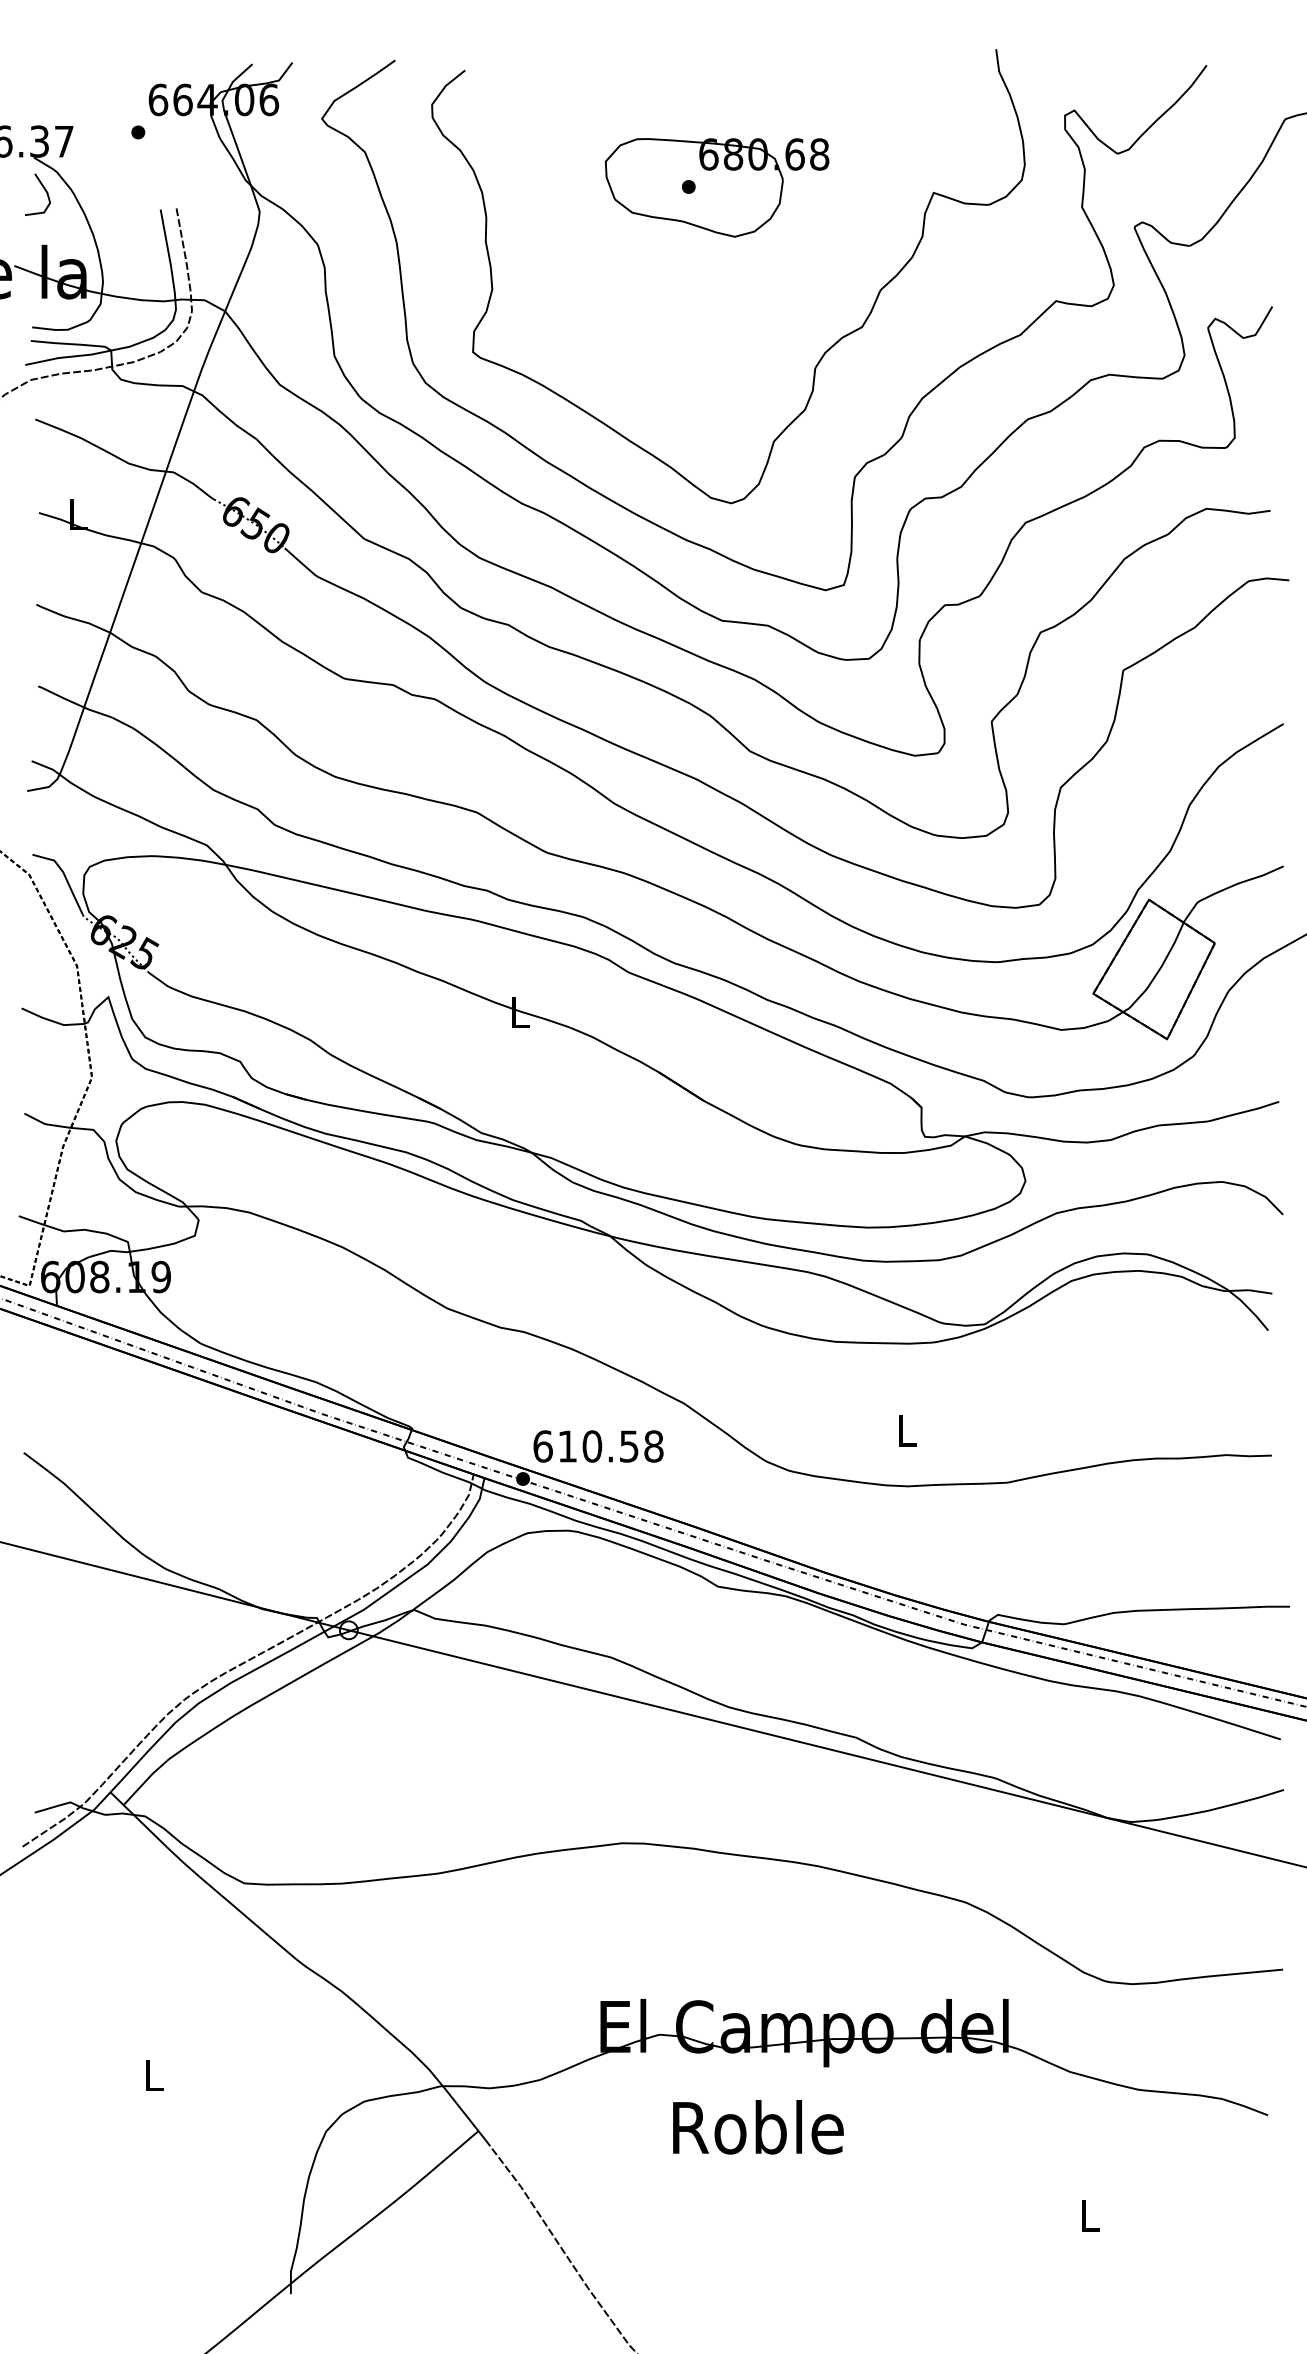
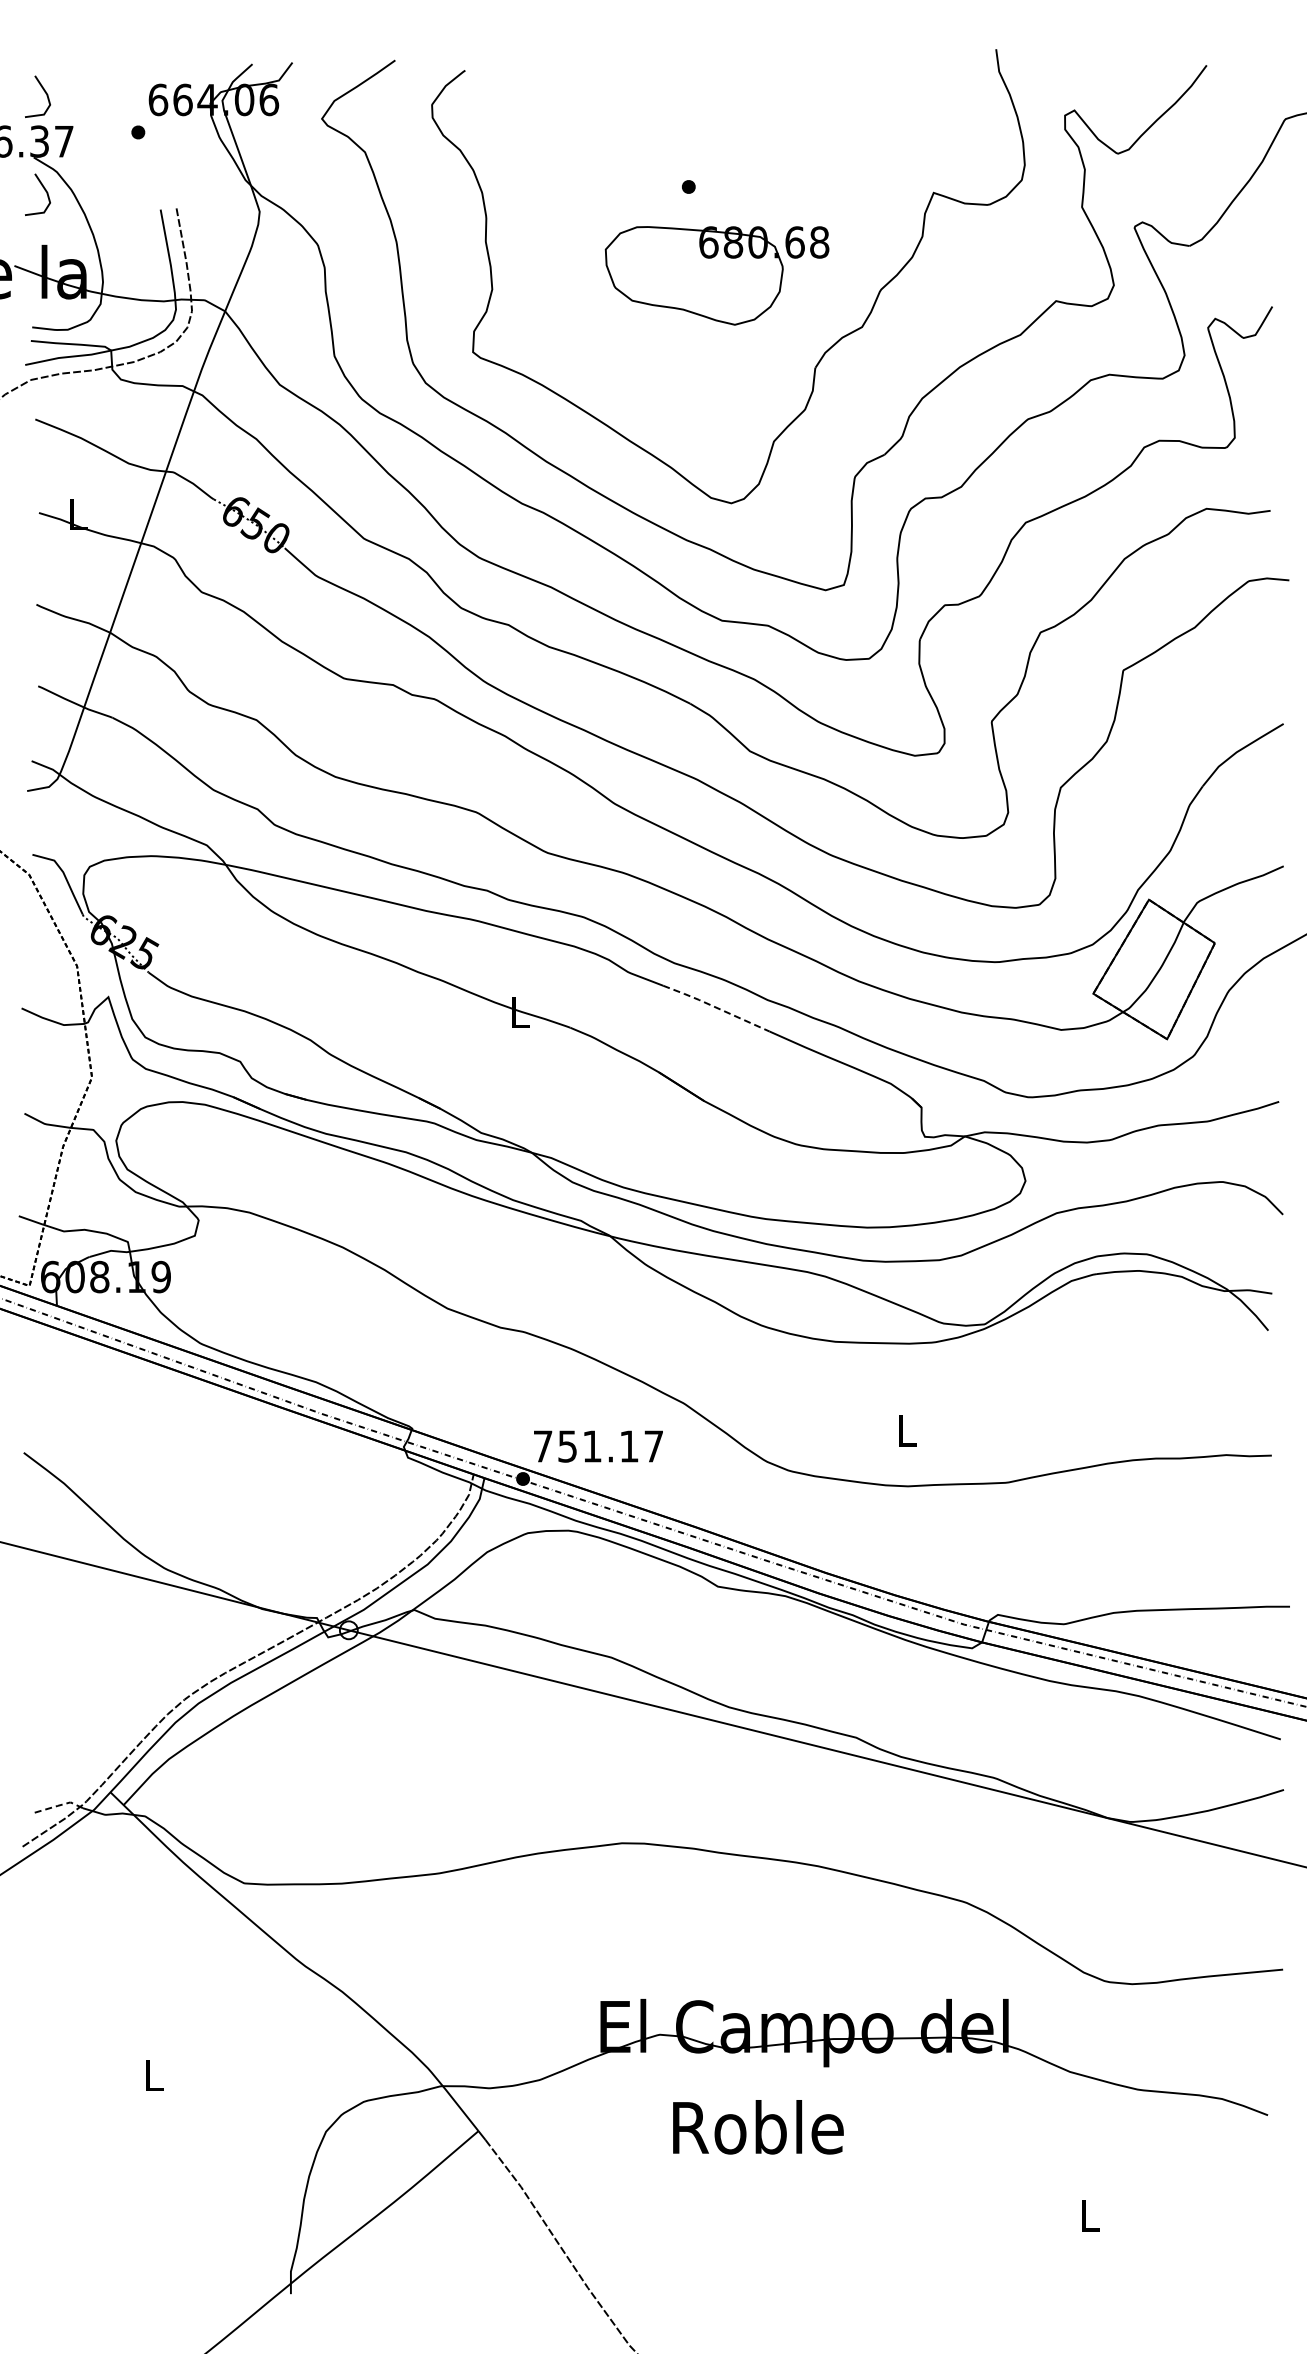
line: none -> present (44, 92)
part position: (716, 187) -> (716, 275) (716, 275)
line: solid -> dashed (715, 1007)
text: 610.58 -> 751.17 (598, 1446)
line: solid -> dashed (59, 1805)
